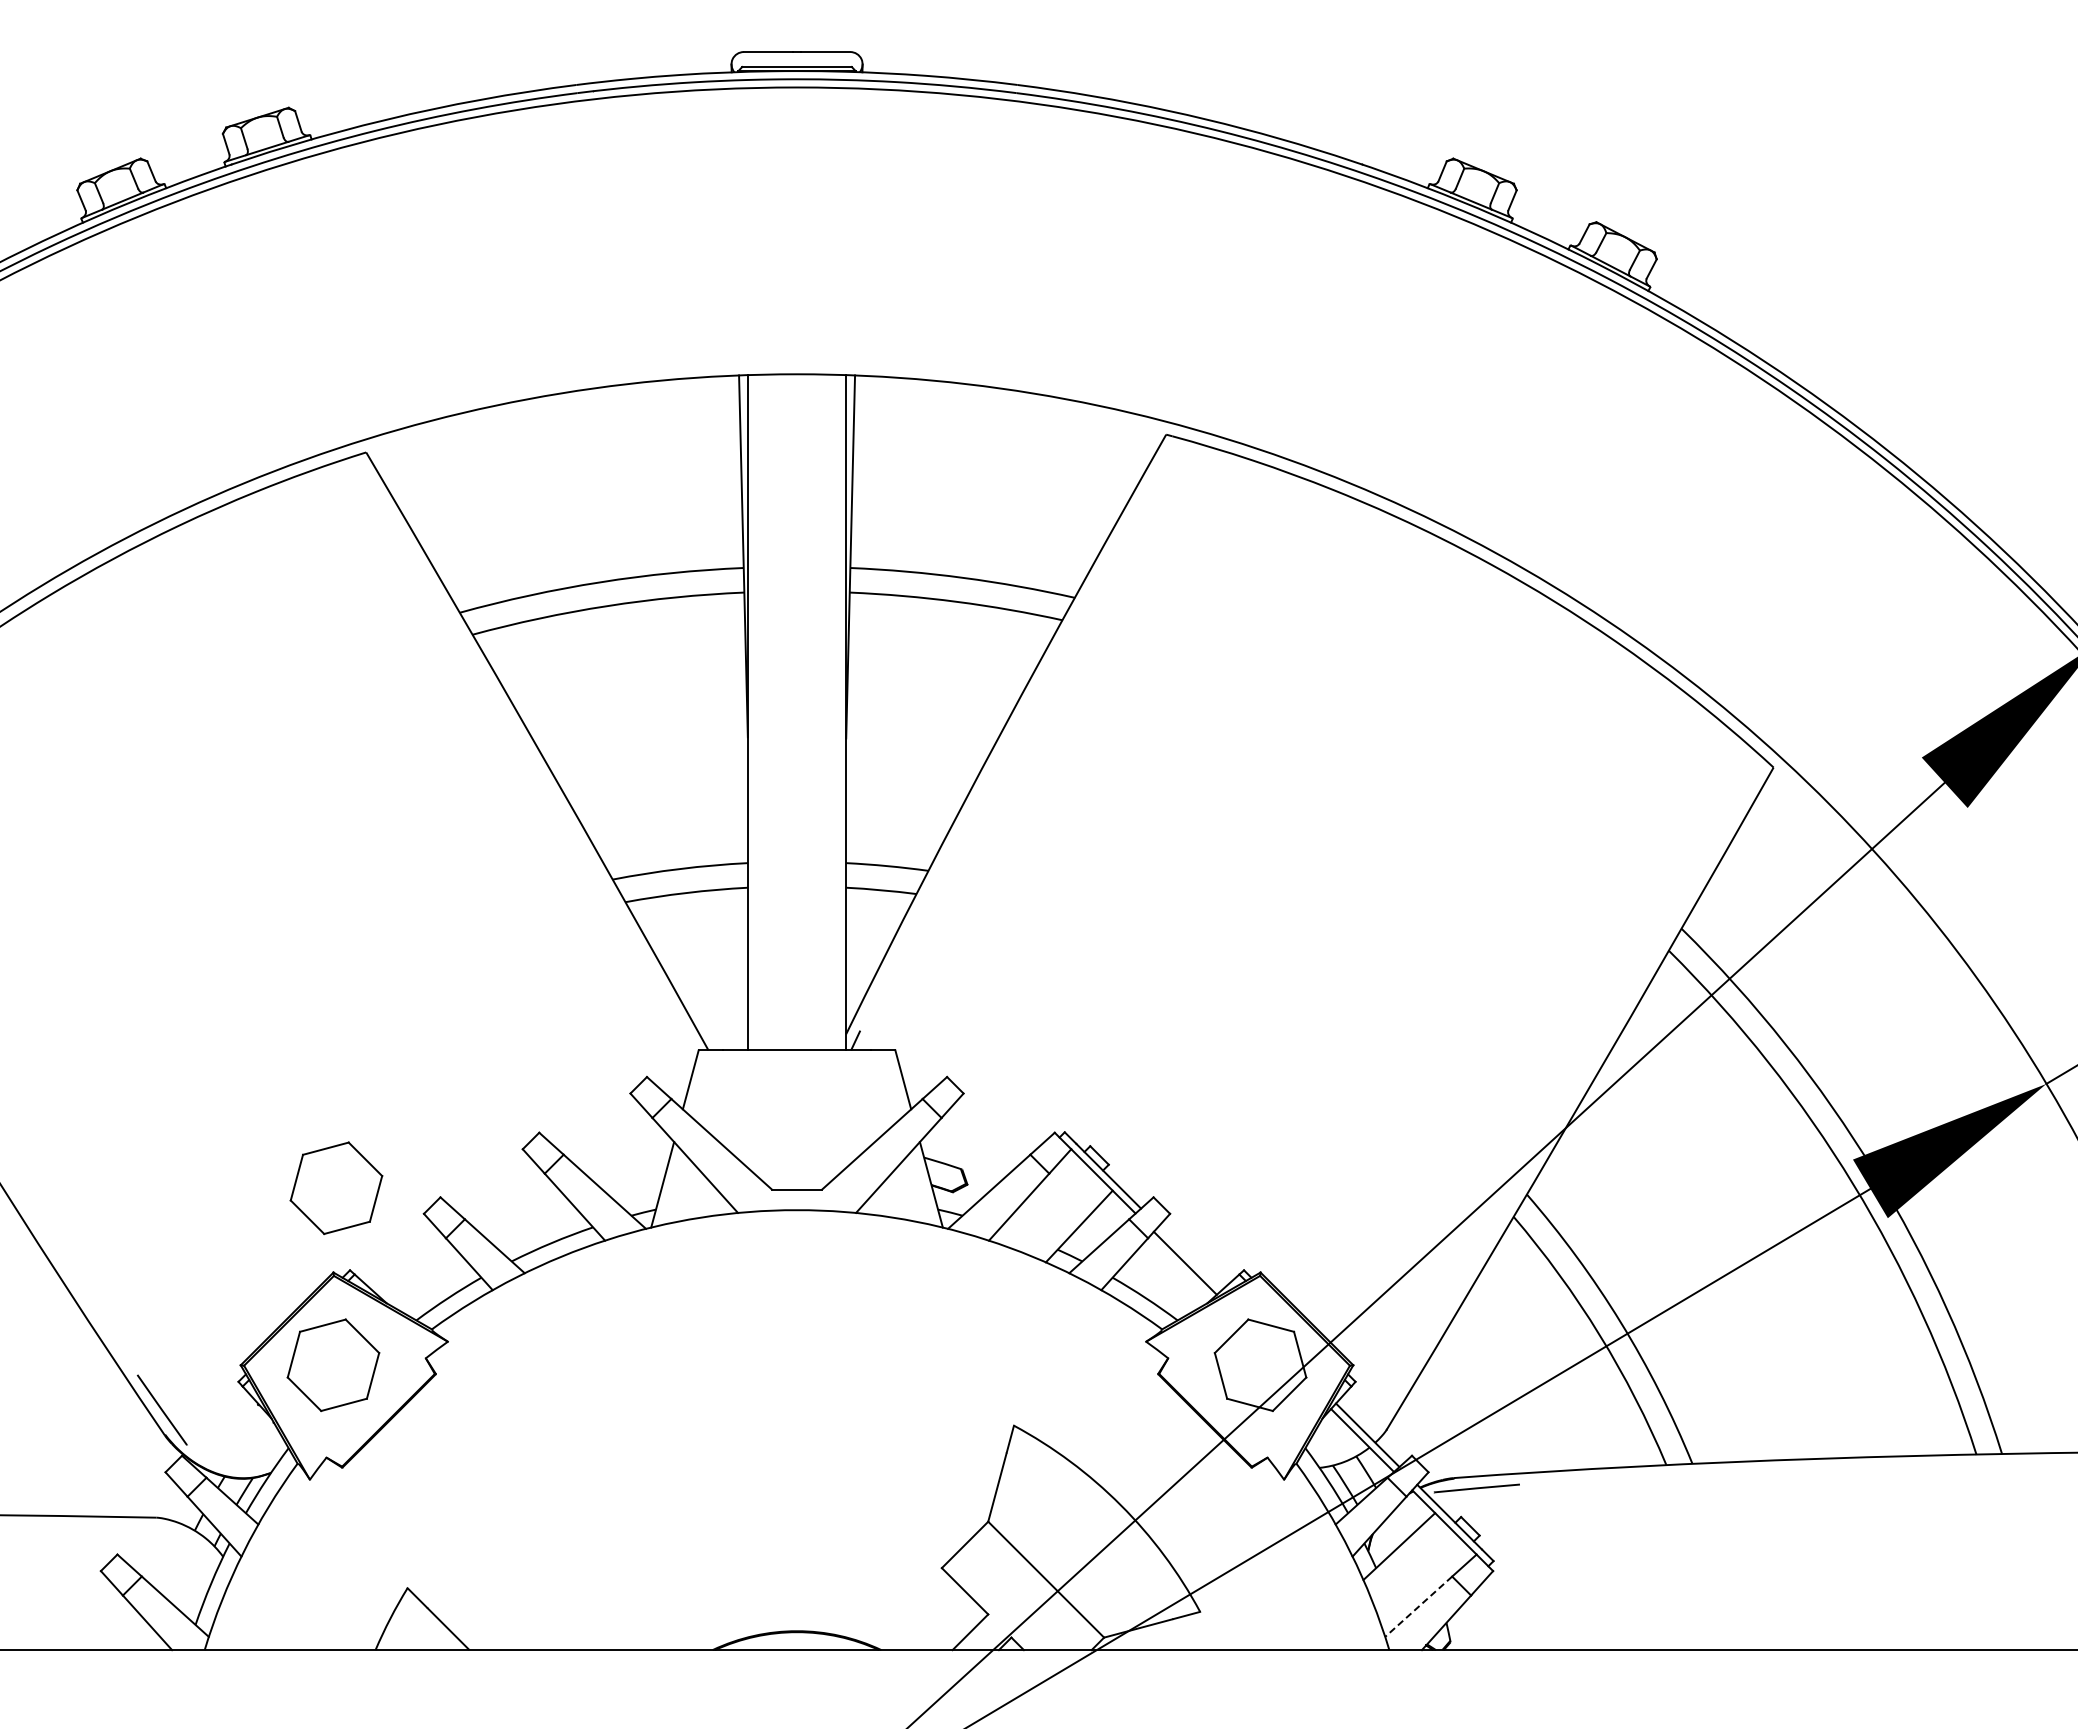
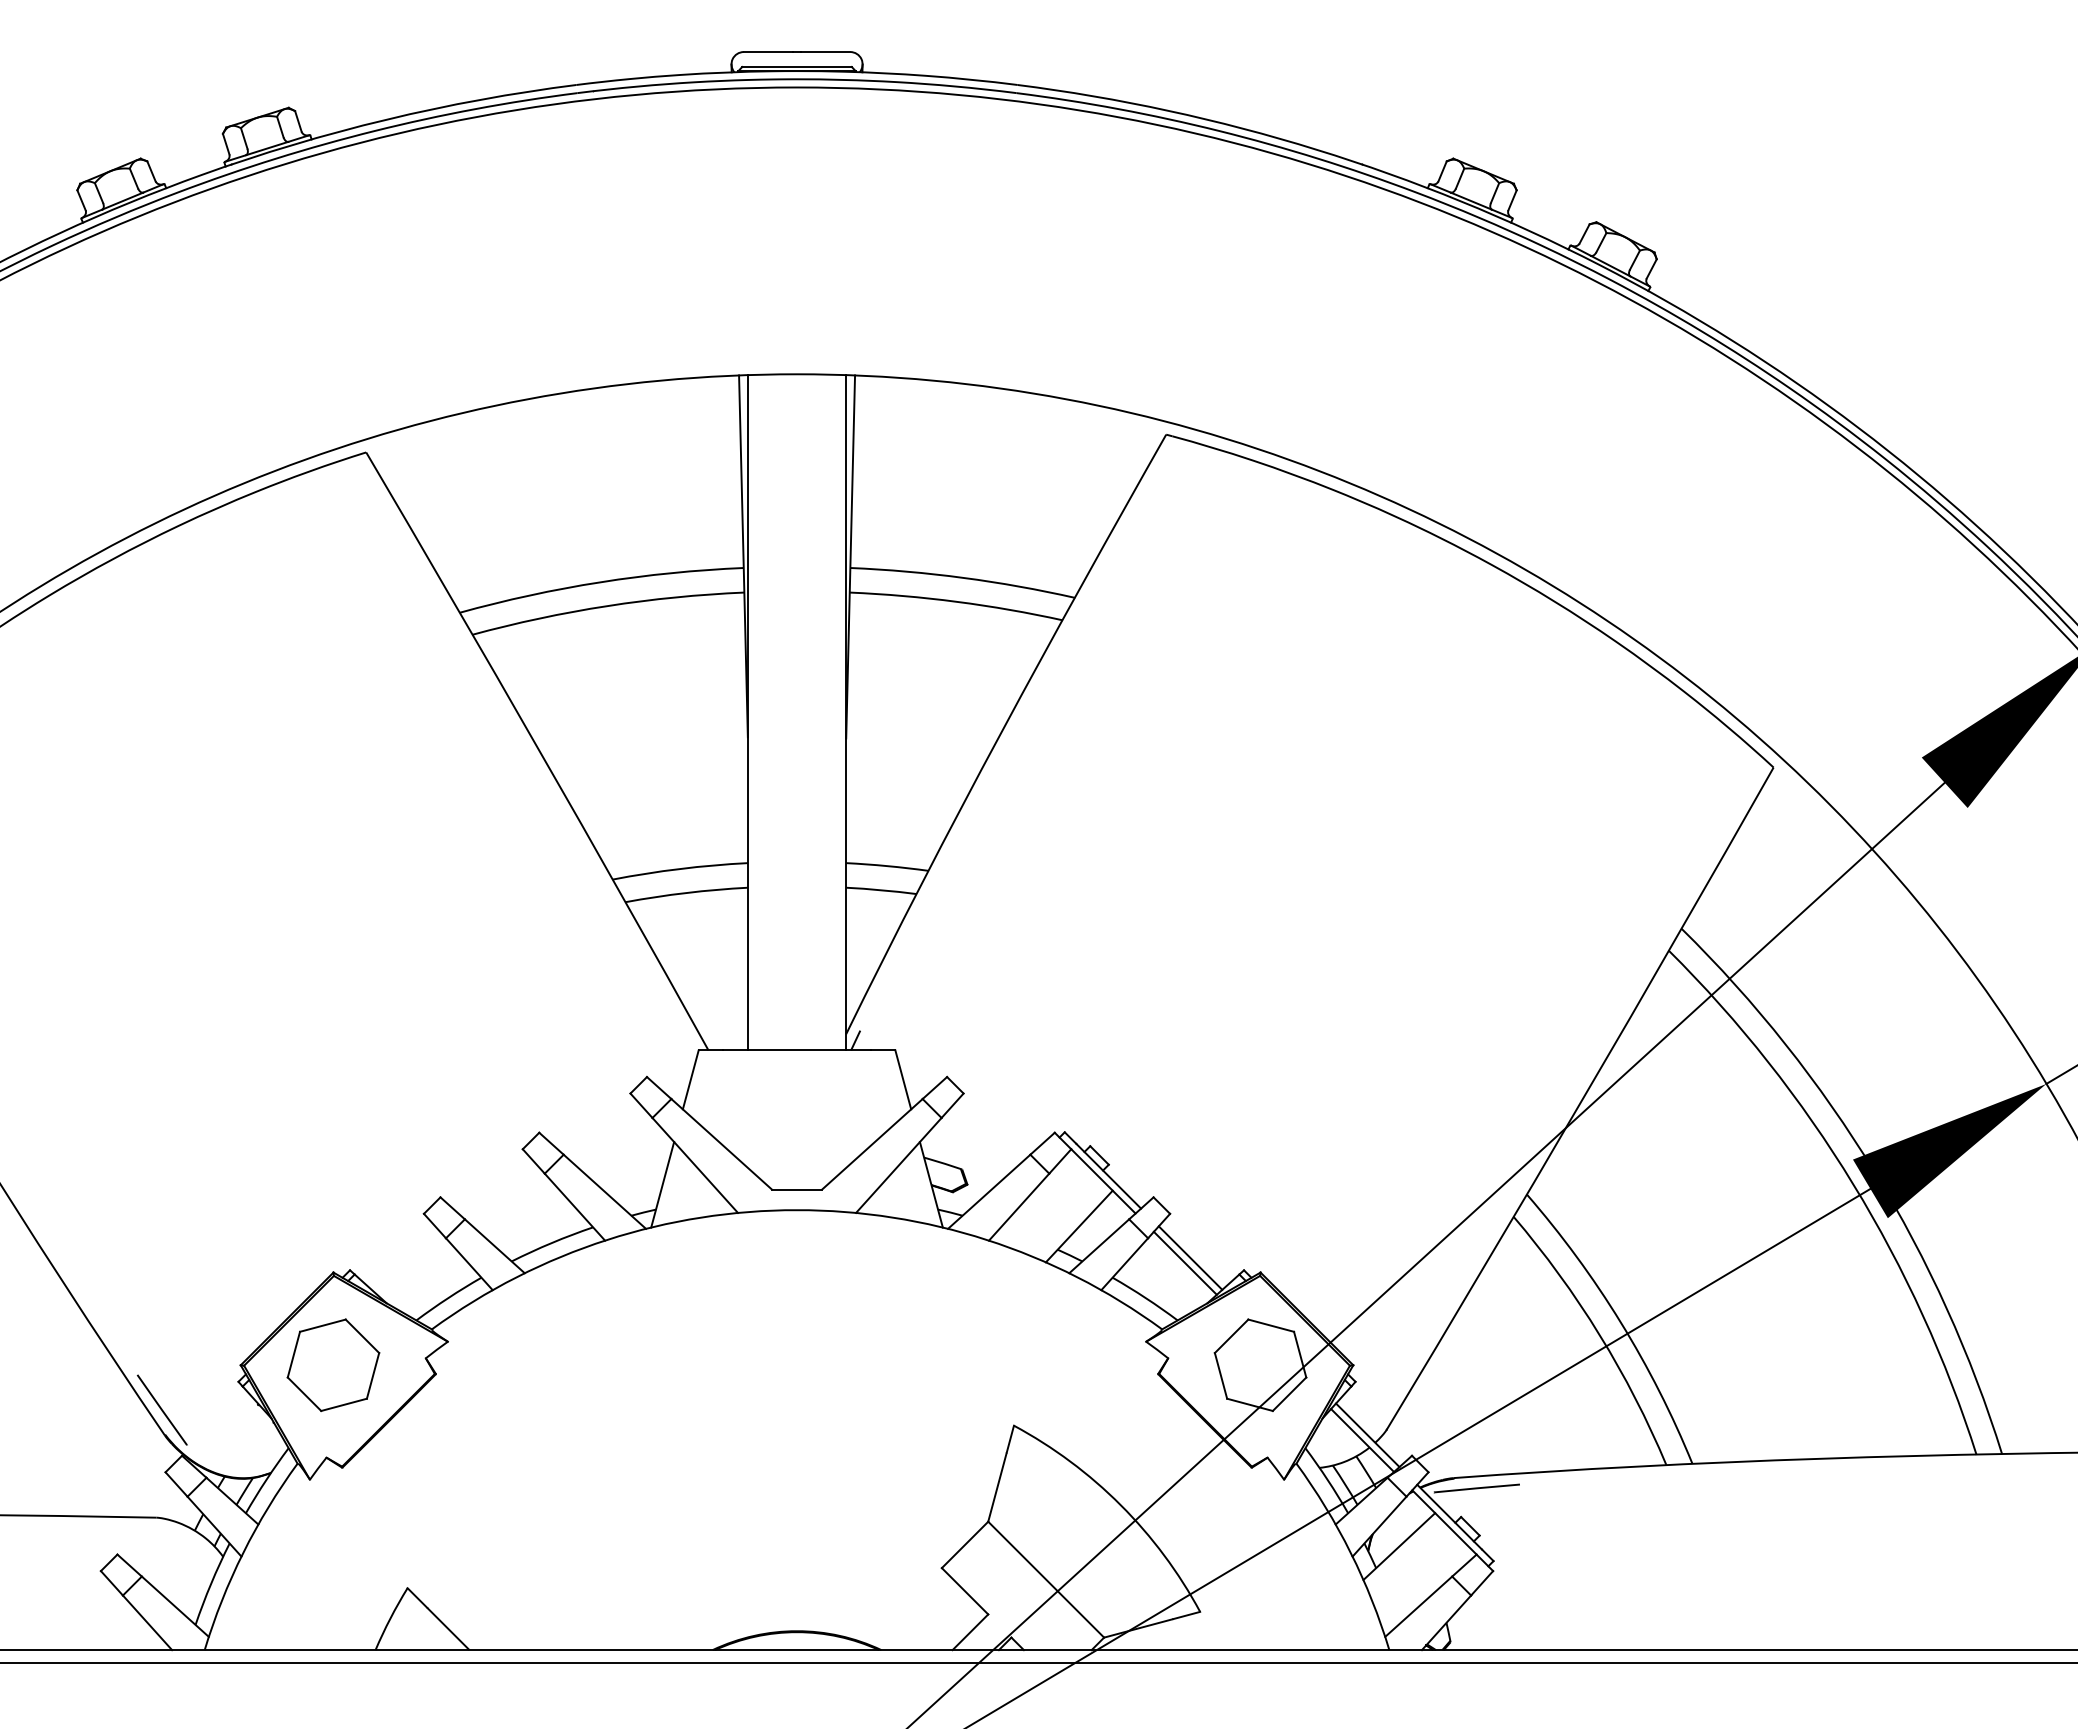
part: present -> none (336, 1187)
line: none -> present (1190, 1257)
line: dashed -> solid (1418, 1607)
line: none -> present (1038, 1663)
